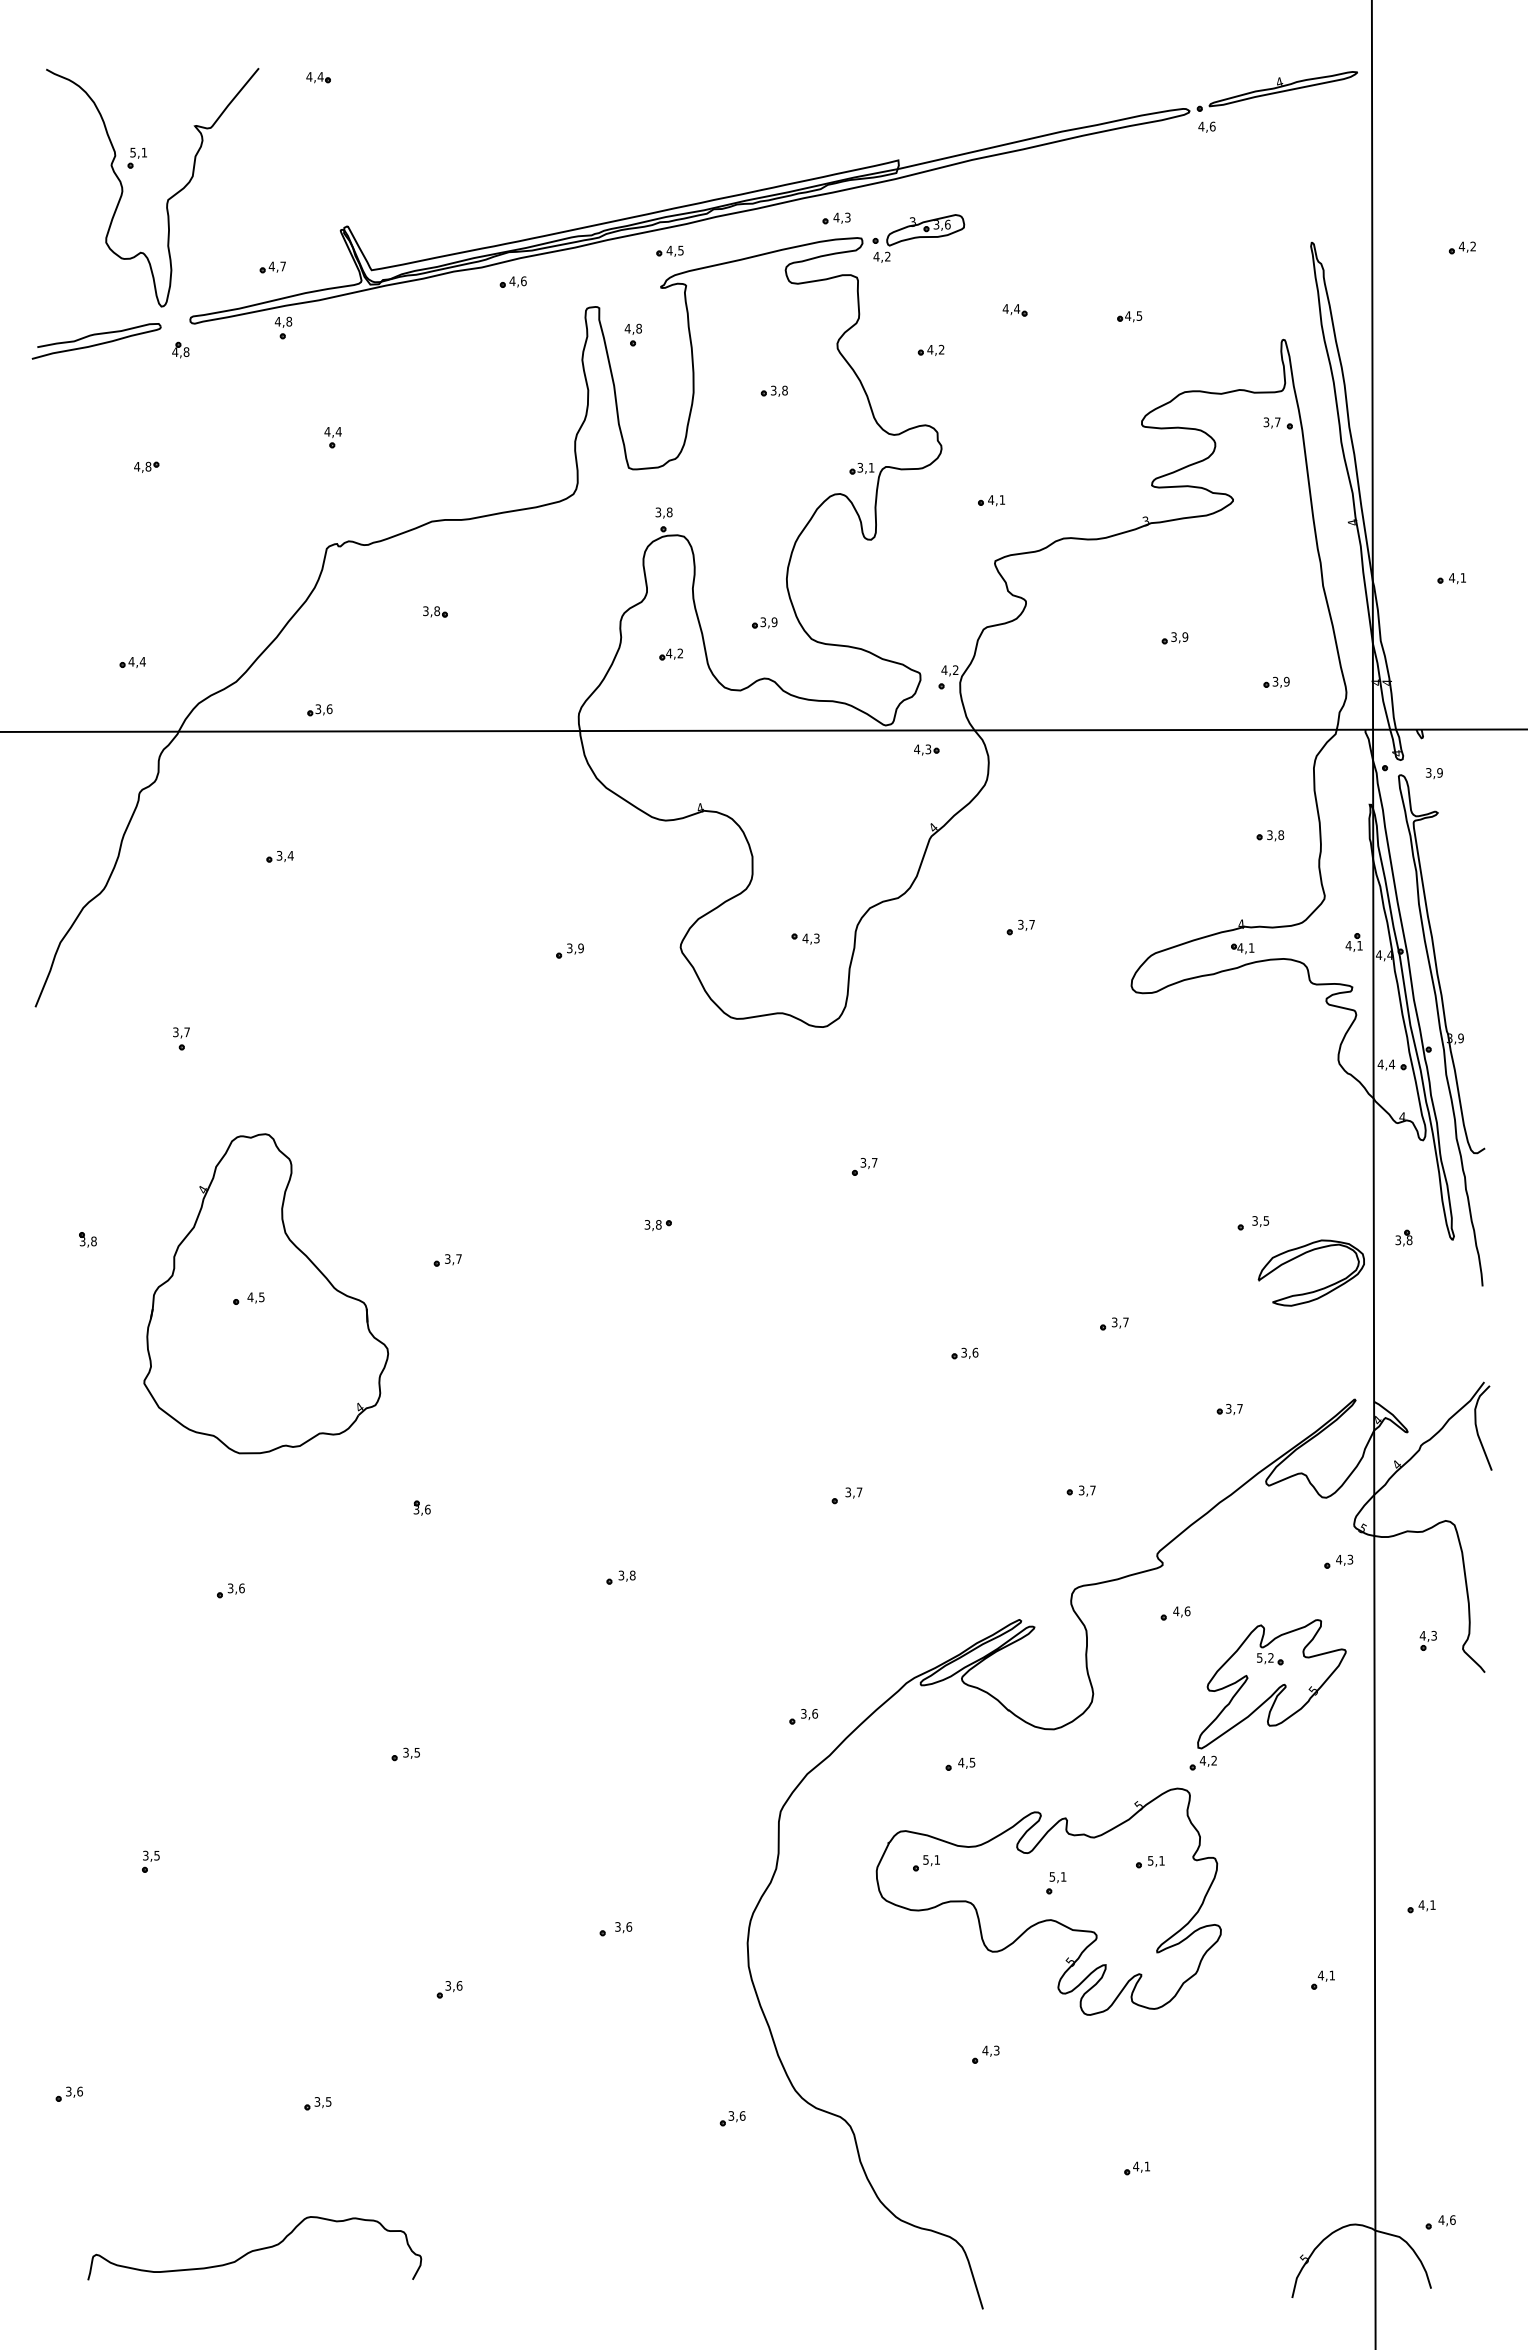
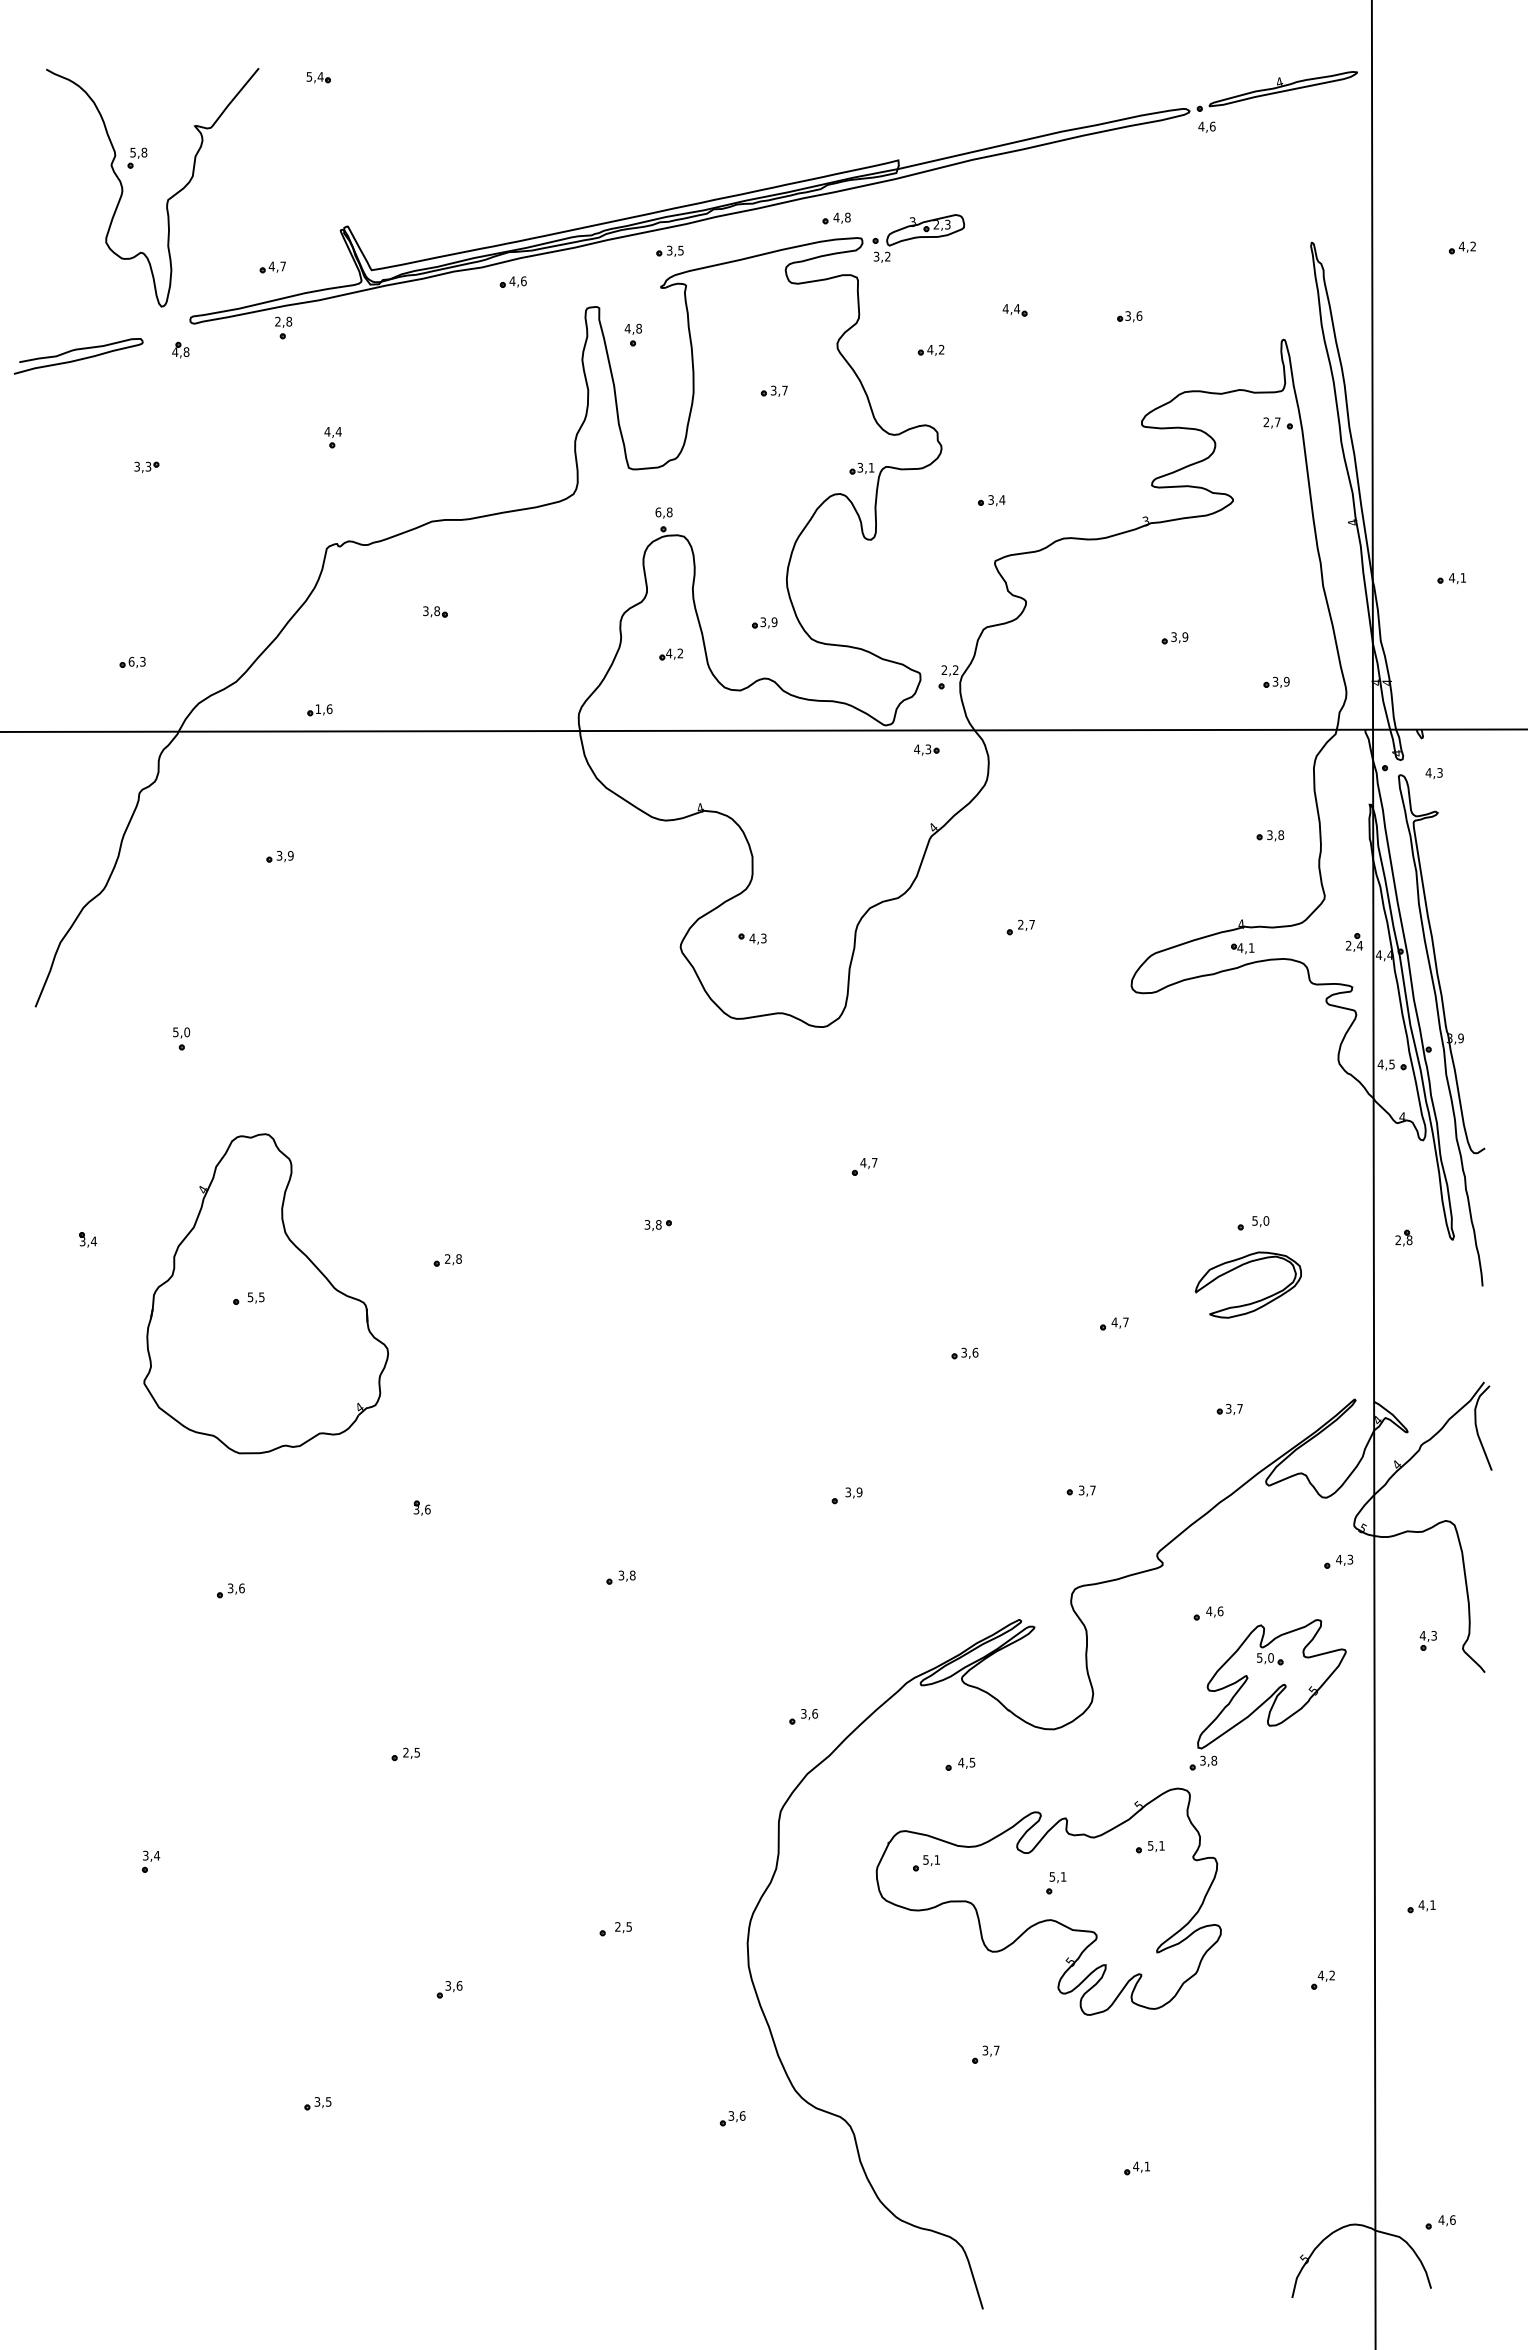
text: 4,4 -> 5,4 (309, 76)
text: 5,1 -> 5,8 (144, 152)
text: 4,3 -> 4,8 (847, 217)
text: 3,6 -> 2,3 (941, 224)
text: 4,5 -> 3,5 (669, 250)
text: 4,2 -> 3,2 (876, 256)
text: 4,5 -> 3,6 (1133, 315)
text: 4,8 -> 2,8 (277, 321)
part position: (96, 341) -> (78, 356) (78, 356)
text: 3,8 -> 3,7 (784, 390)
text: 3,7 -> 2,7 (1266, 422)
text: 4,8 -> 3,3 (142, 466)
text: 4,1 -> 3,4 (996, 499)
text: 3,8 -> 6,8 (658, 512)
text: 4,4 -> 6,3 (136, 661)
text: 4,2 -> 2,2 (944, 669)
text: 3,6 -> 1,6 (318, 709)
text: 3,9 -> 4,3 (1433, 772)
text: 3,4 -> 3,9 (290, 855)
text: 3,7 -> 2,7 (1020, 924)
part position: (805, 938) -> (752, 938) (752, 938)
text: 4,1 -> 2,4 (1354, 945)
part: present -> none (569, 950)
text: 3,7 -> 5,0 (181, 1032)
text: 4,4 -> 4,5 (1392, 1064)
text: 3,7 -> 4,7 (863, 1162)
text: 3,5 -> 5,0 (1260, 1220)
text: 3,8 -> 2,8 (1398, 1240)
text: 3,8 -> 3,4 (93, 1241)
text: 3,7 -> 2,8 (453, 1258)
part position: (1317, 1289) -> (1254, 1301) (1254, 1301)
text: 4,5 -> 5,5 (250, 1297)
text: 3,7 -> 4,7 (1114, 1322)
text: 3,7 -> 3,9 (859, 1492)
part position: (1175, 1613) -> (1208, 1613) (1208, 1613)
text: 5,2 -> 5,0 (1270, 1657)
text: 3,5 -> 2,5 (405, 1752)
text: 4,2 -> 3,8 (1208, 1760)
text: 3,5 -> 3,4 (157, 1855)
part position: (1150, 1862) -> (1150, 1847) (1150, 1847)
text: 3,6 -> 2,5 (623, 1926)
text: 4,1 -> 4,2 (1331, 1975)
text: 4,3 -> 3,7 (990, 2050)
part: present -> none (68, 2093)
curve: present -> none (254, 2249)
